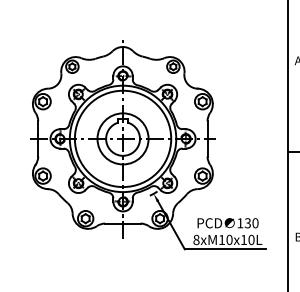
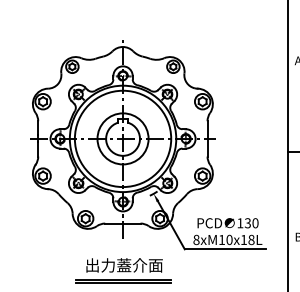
text: 8xM10x10L -> 8xM10x18L (251, 239)
part: none -> present (123, 270)
